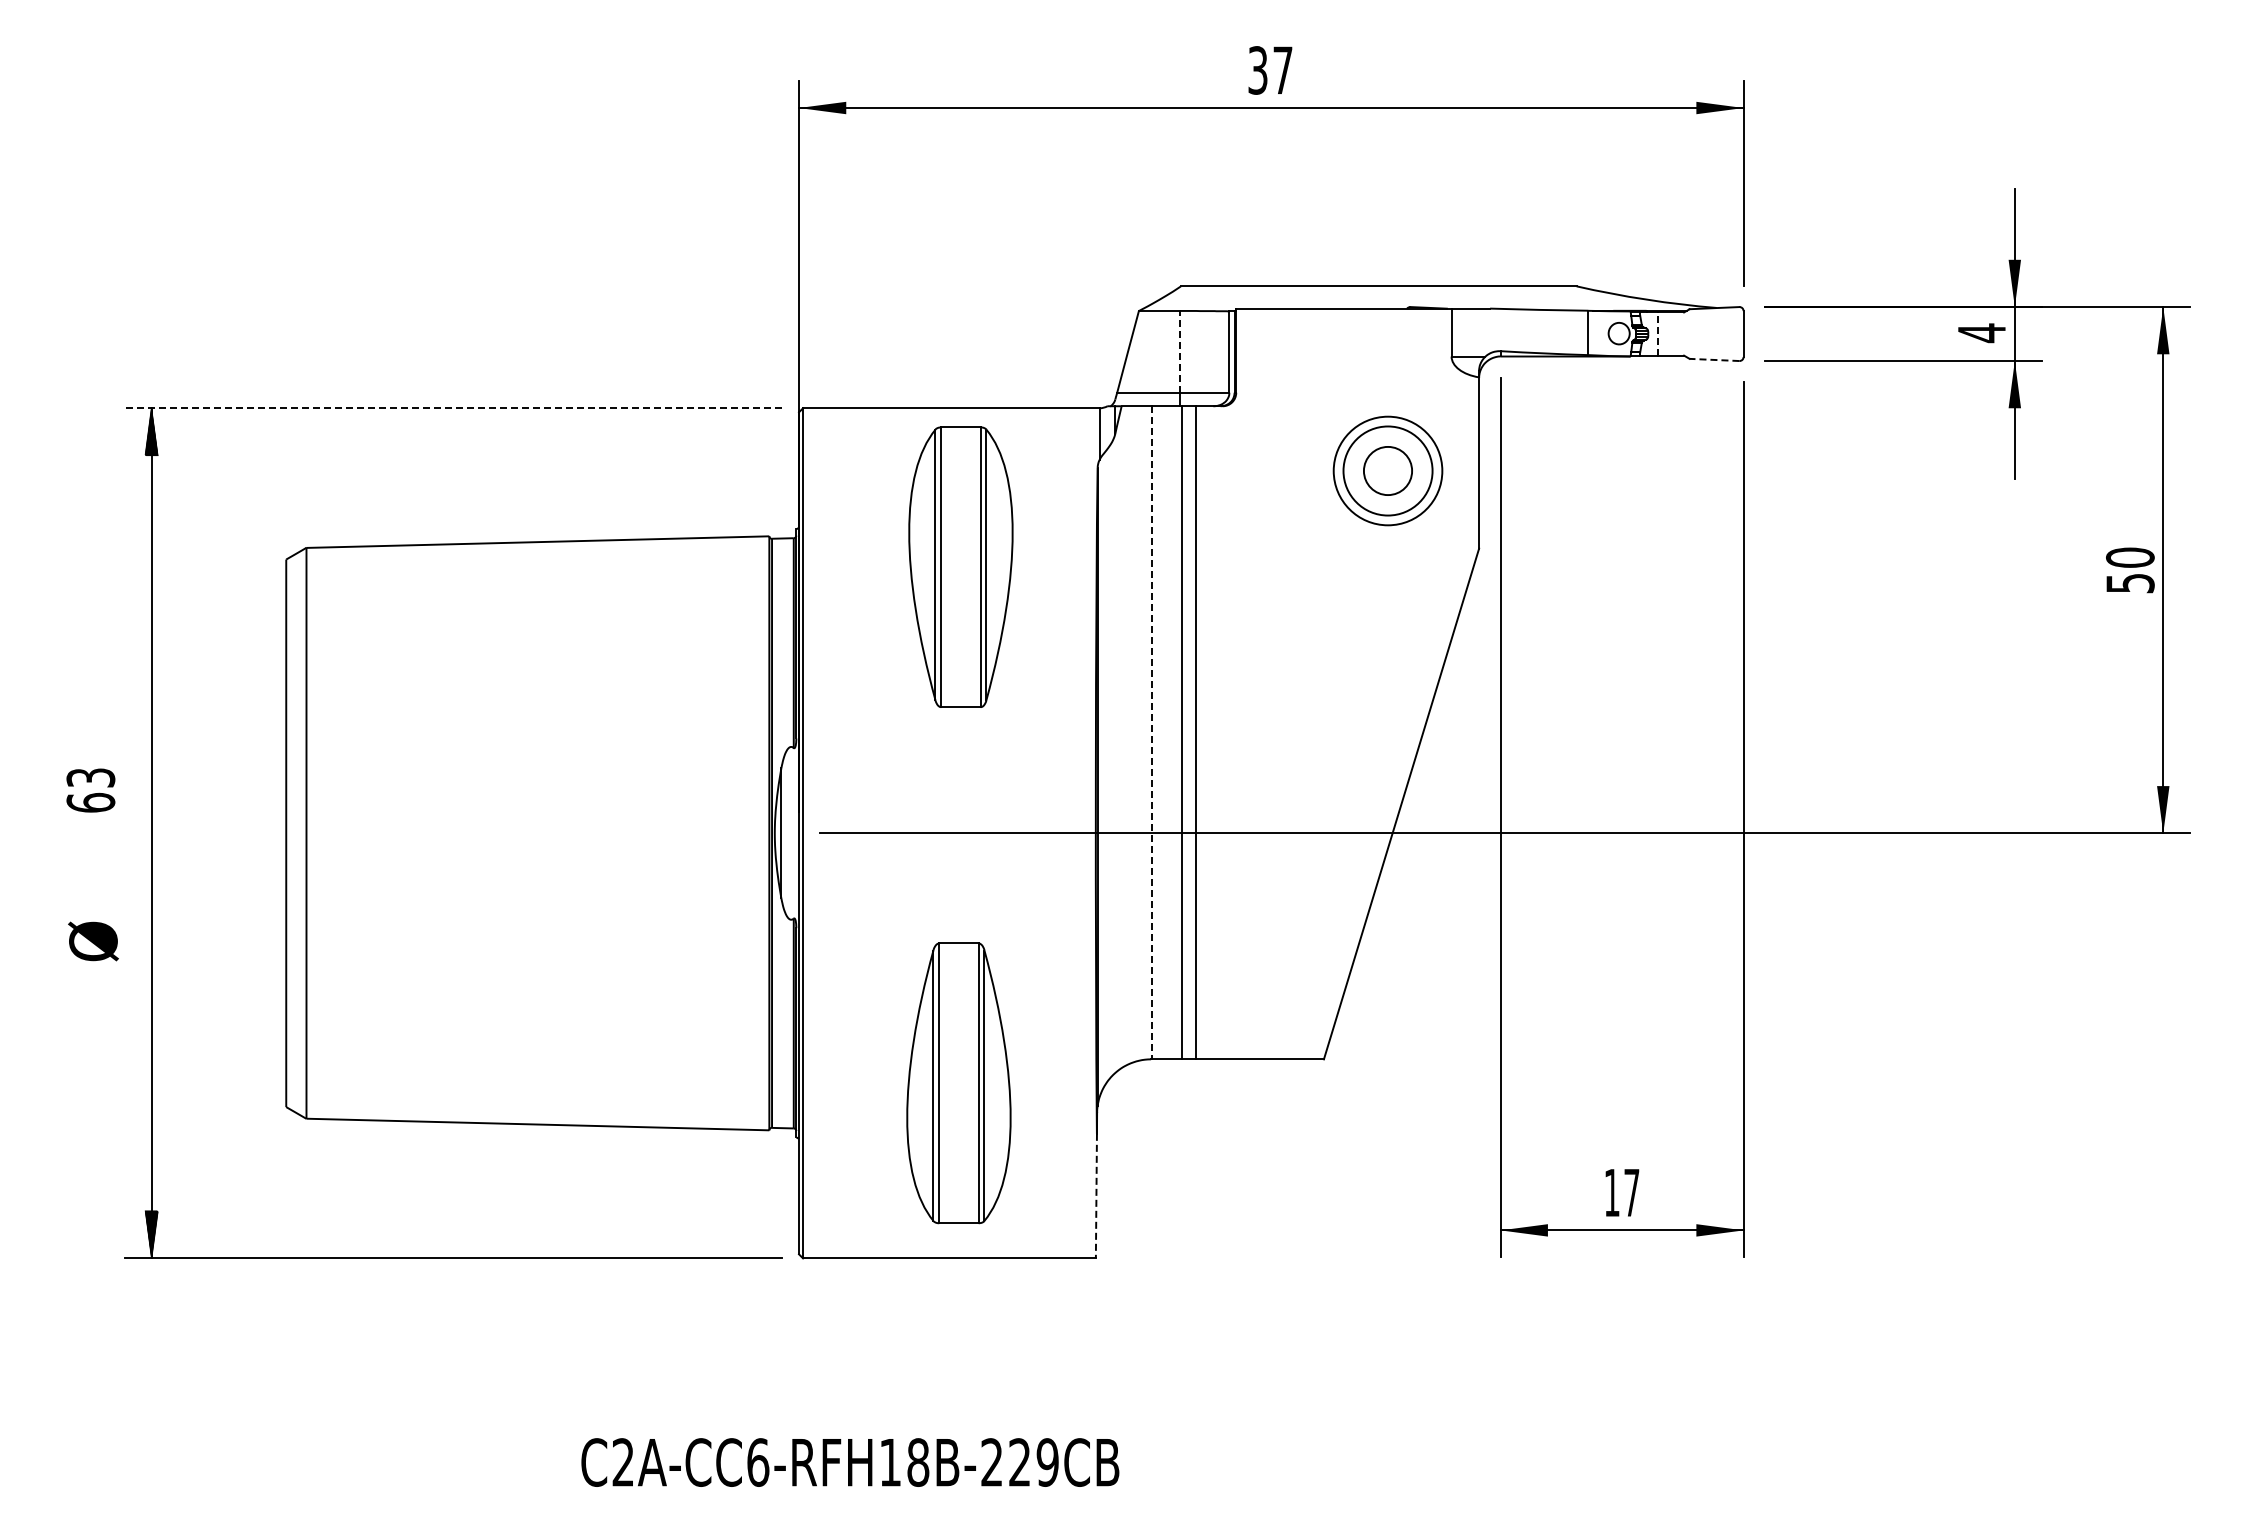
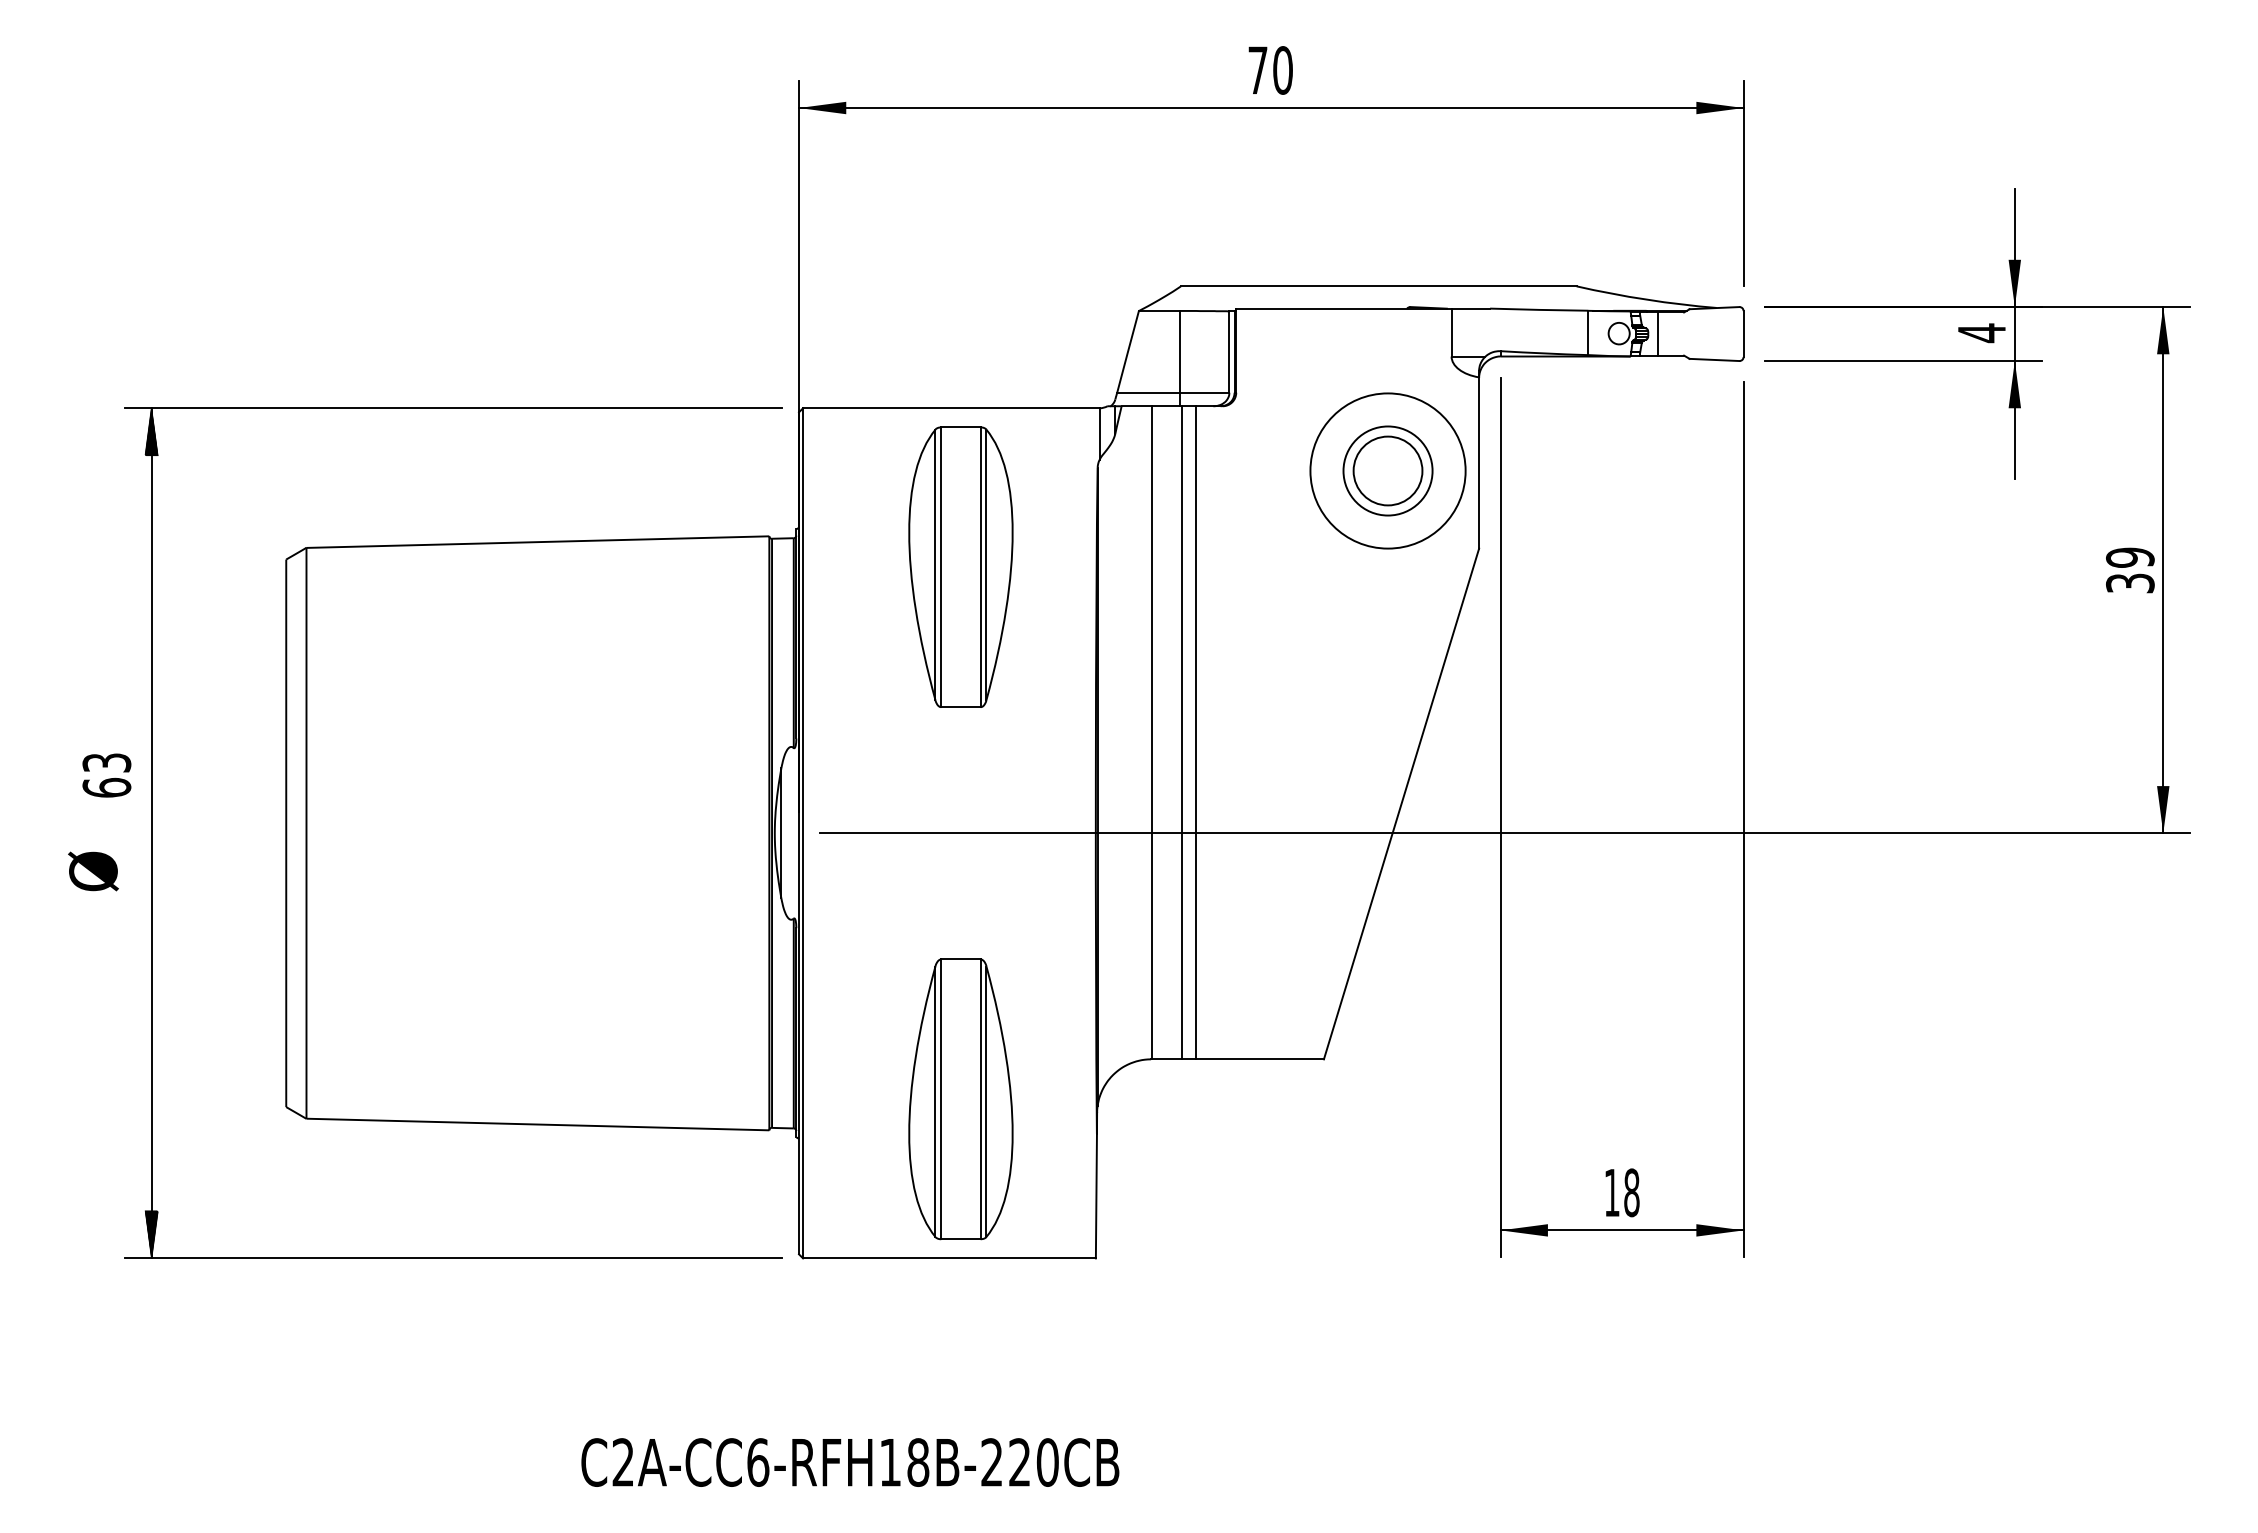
text: 37 -> 70 (1270, 70)
line: dashed -> solid (1657, 334)
line: dashed -> solid (1179, 351)
line: dashed -> solid (1714, 359)
line: dashed -> solid (453, 408)
circle diameter: 109 px -> 155 px (1387, 470)
circle diameter: 48 px -> 69 px (1387, 470)
text: 50 -> 39 (2130, 569)
line: dashed -> solid (1151, 732)
text position: (90, 790) -> (106, 775) (106, 775)
text position: (93, 941) -> (93, 871) (93, 871)
part position: (958, 1083) -> (960, 1099) (960, 1099)
text: 17 -> 18 (1631, 1192)
line: dashed -> solid (1096, 1196)
text: C2A-CC6-RFH18B-229CB -> C2A-CC6-RFH18B-220CB (1047, 1462)
